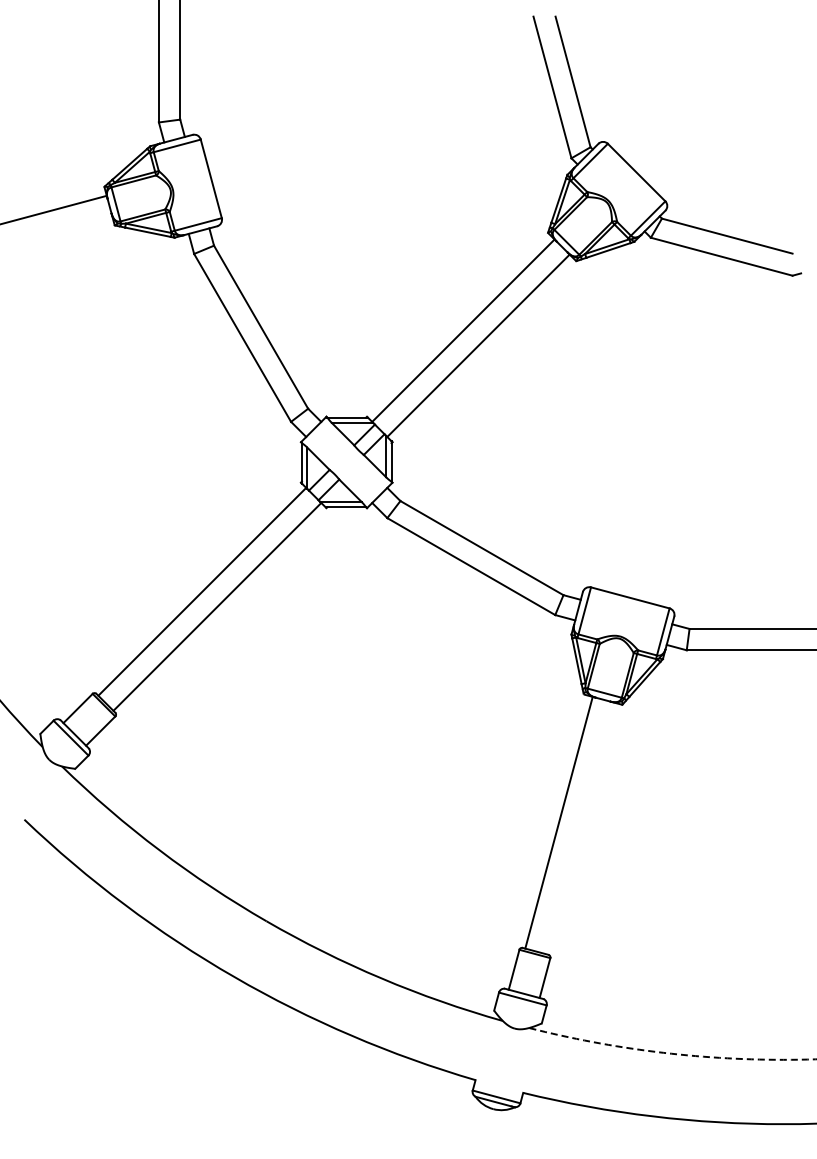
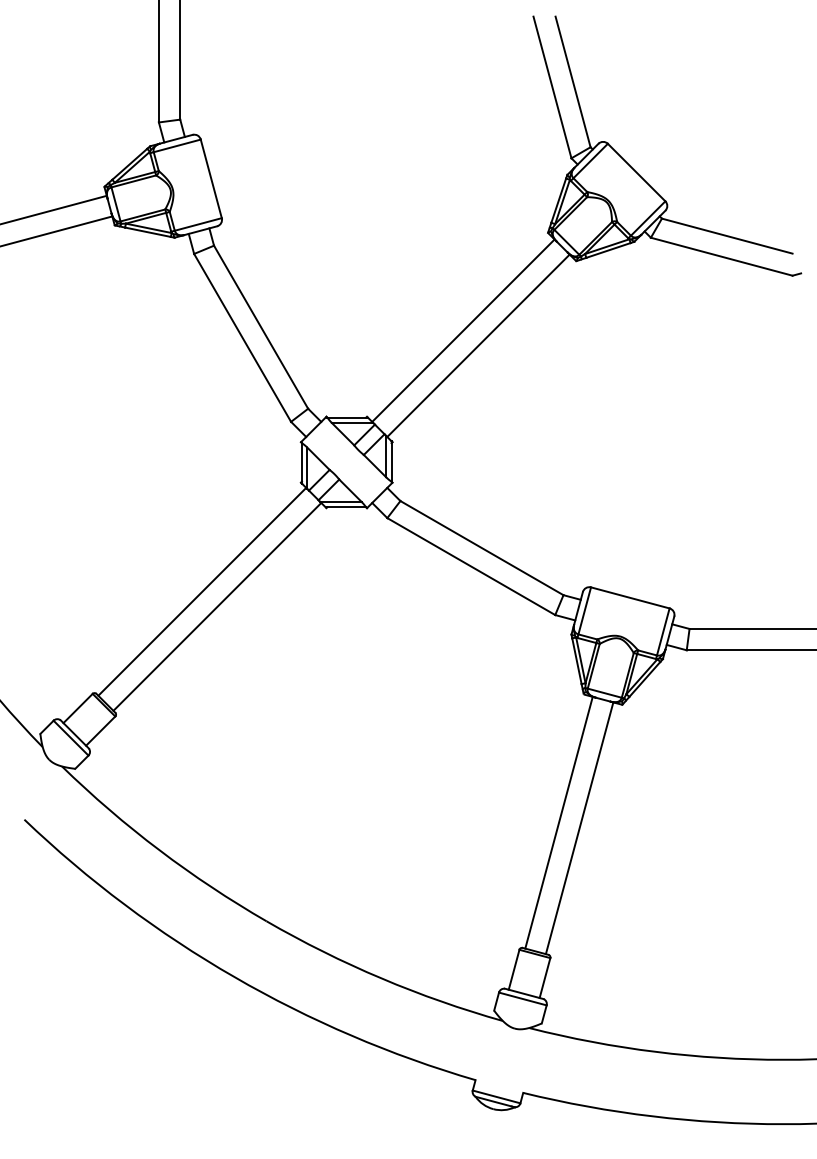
line: none -> present (57, 230)
line: none -> present (579, 828)
arc: dashed -> solid (673, 1053)
